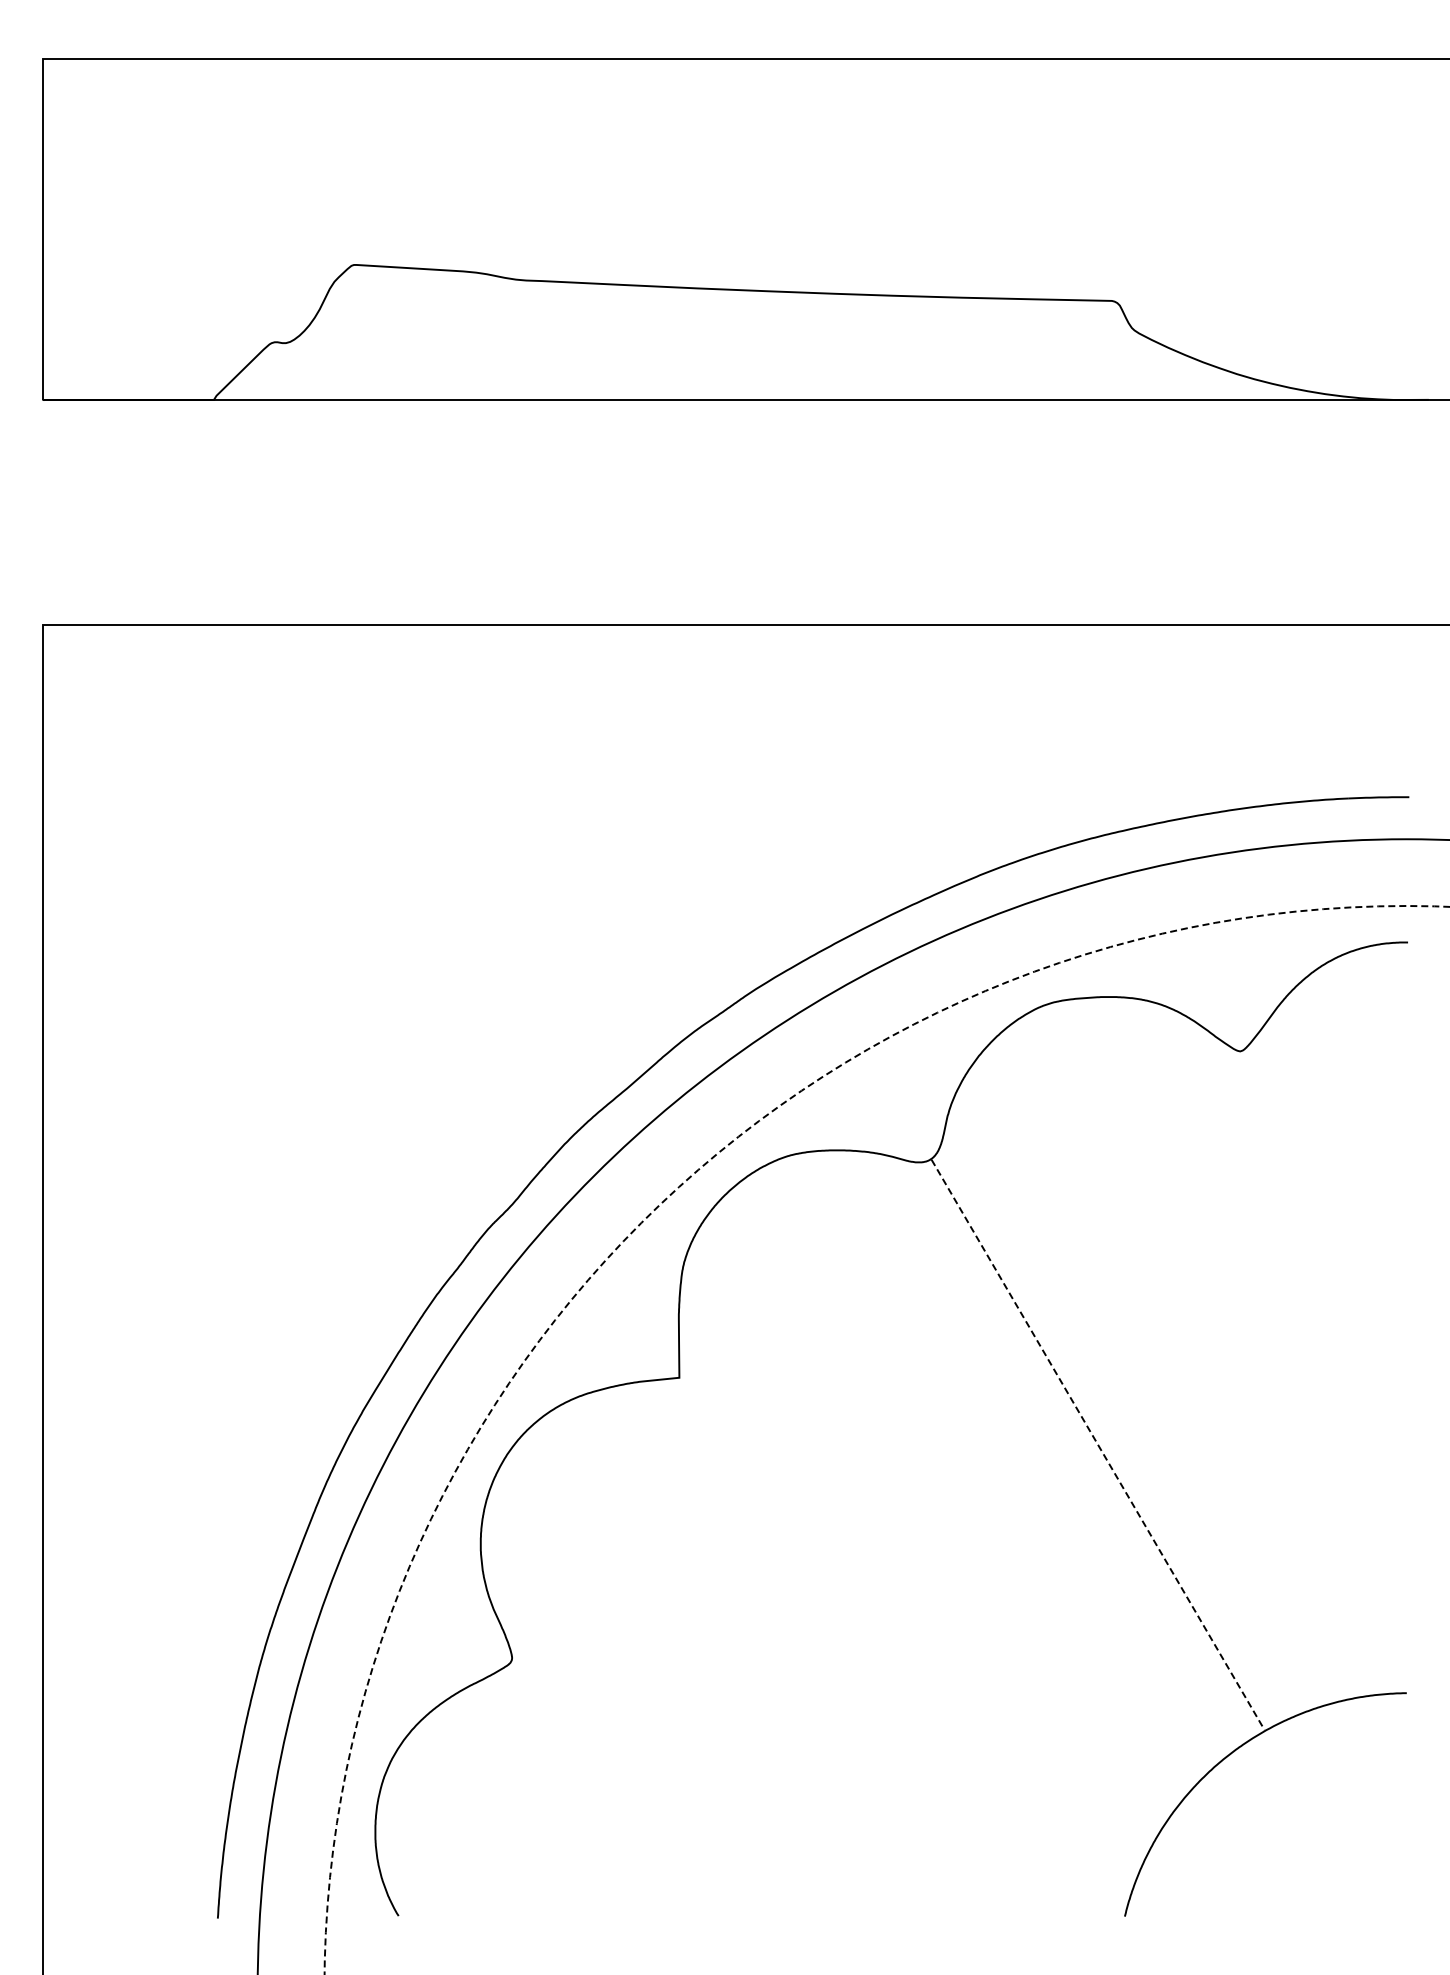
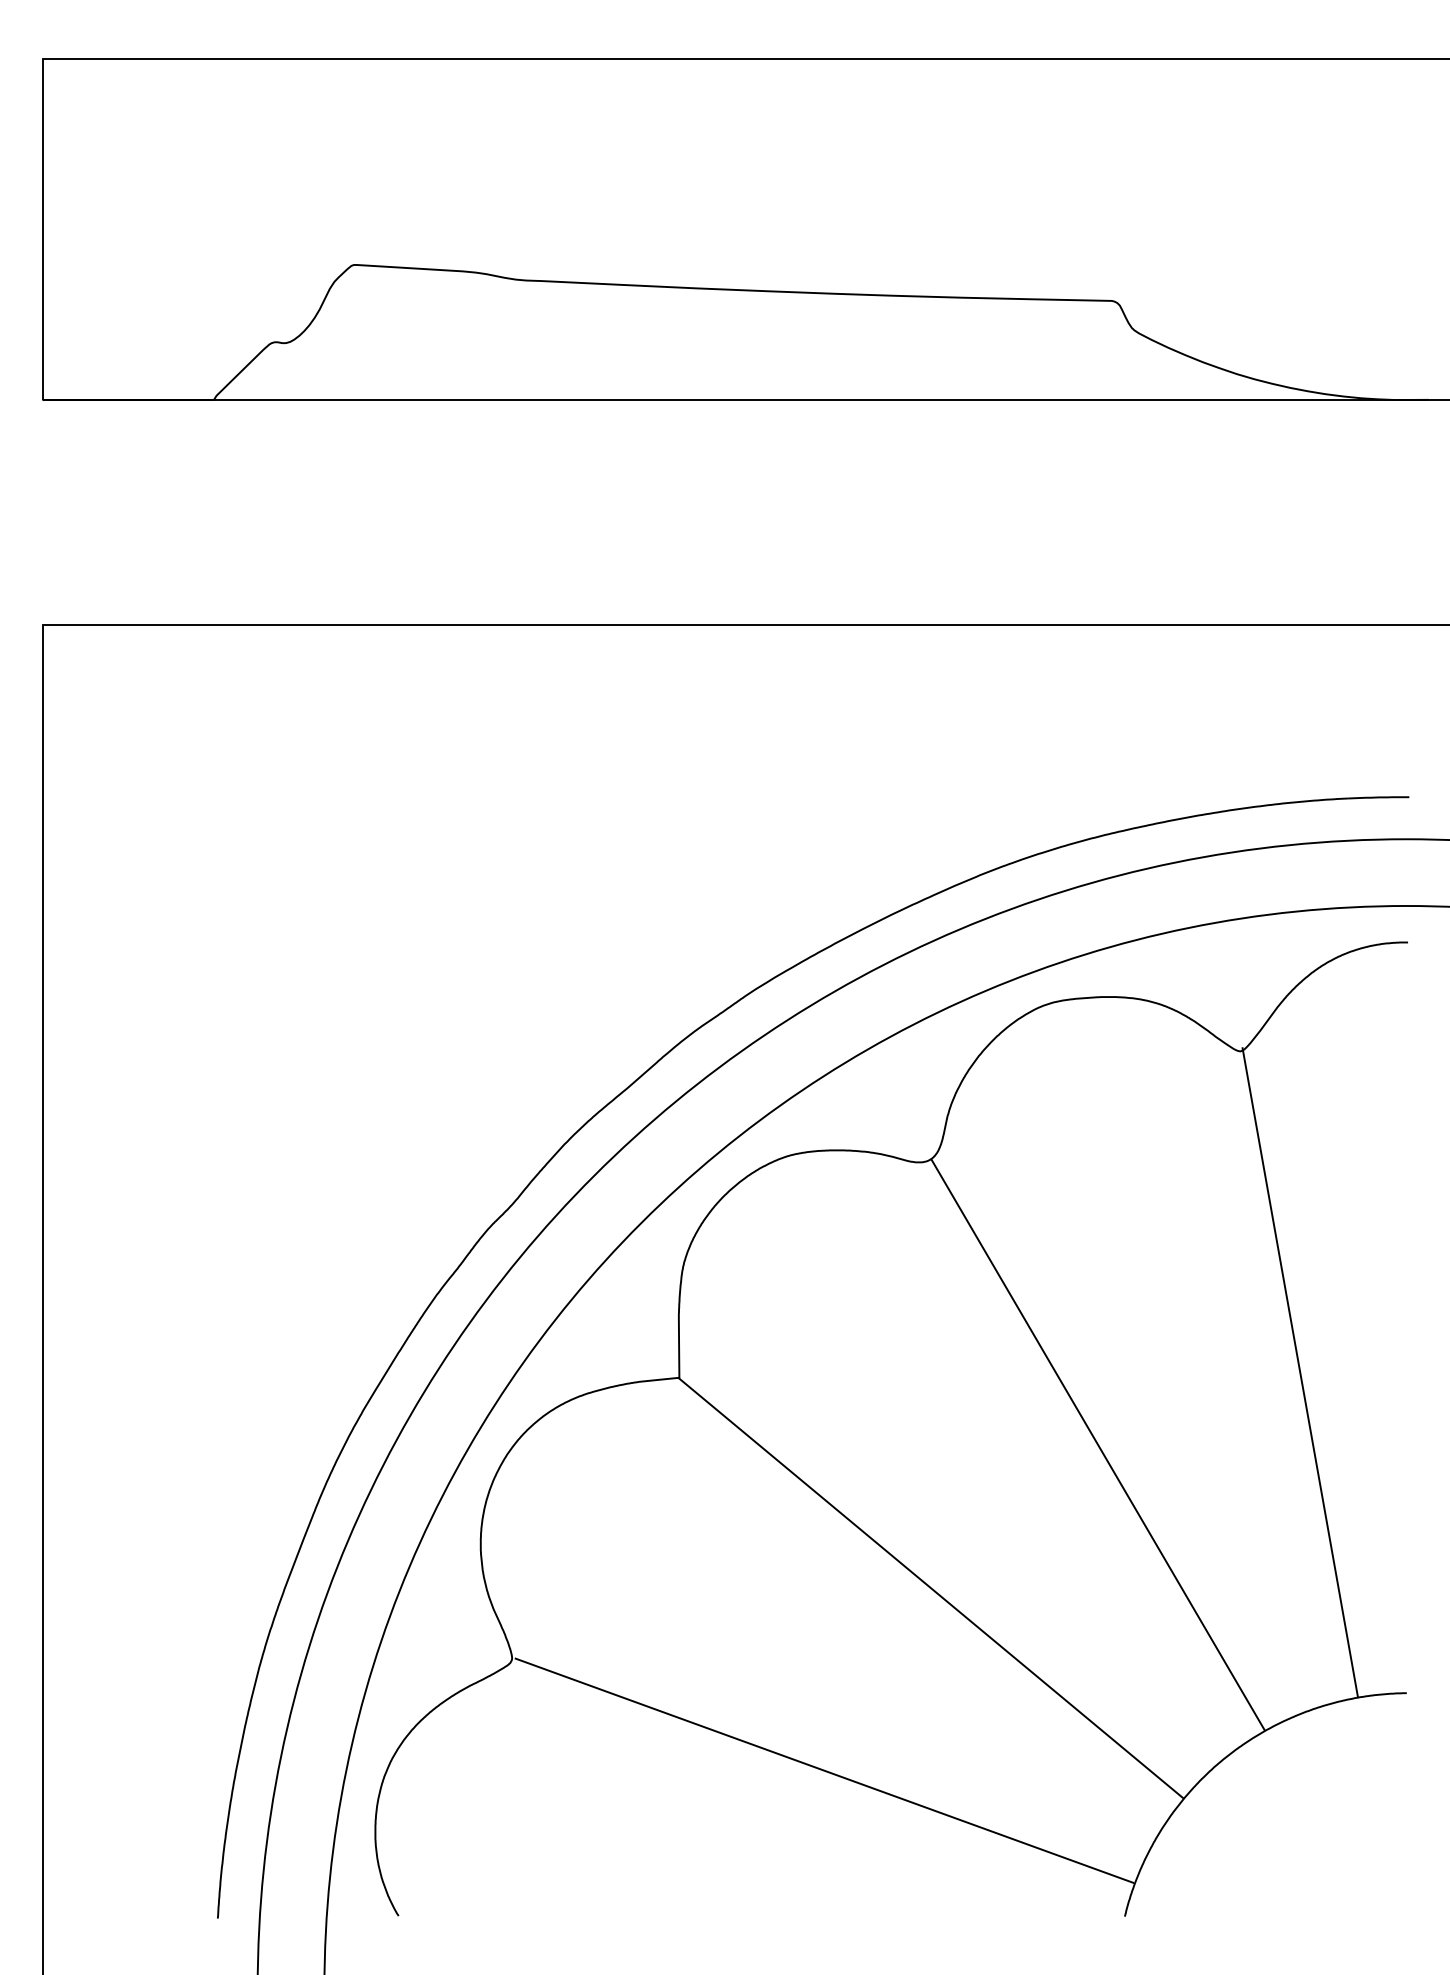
line: none -> present (1299, 1372)
circle: dashed -> solid (886, 1439)
line: dashed -> solid (1098, 1445)
line: none -> present (930, 1587)
line: none -> present (824, 1770)
